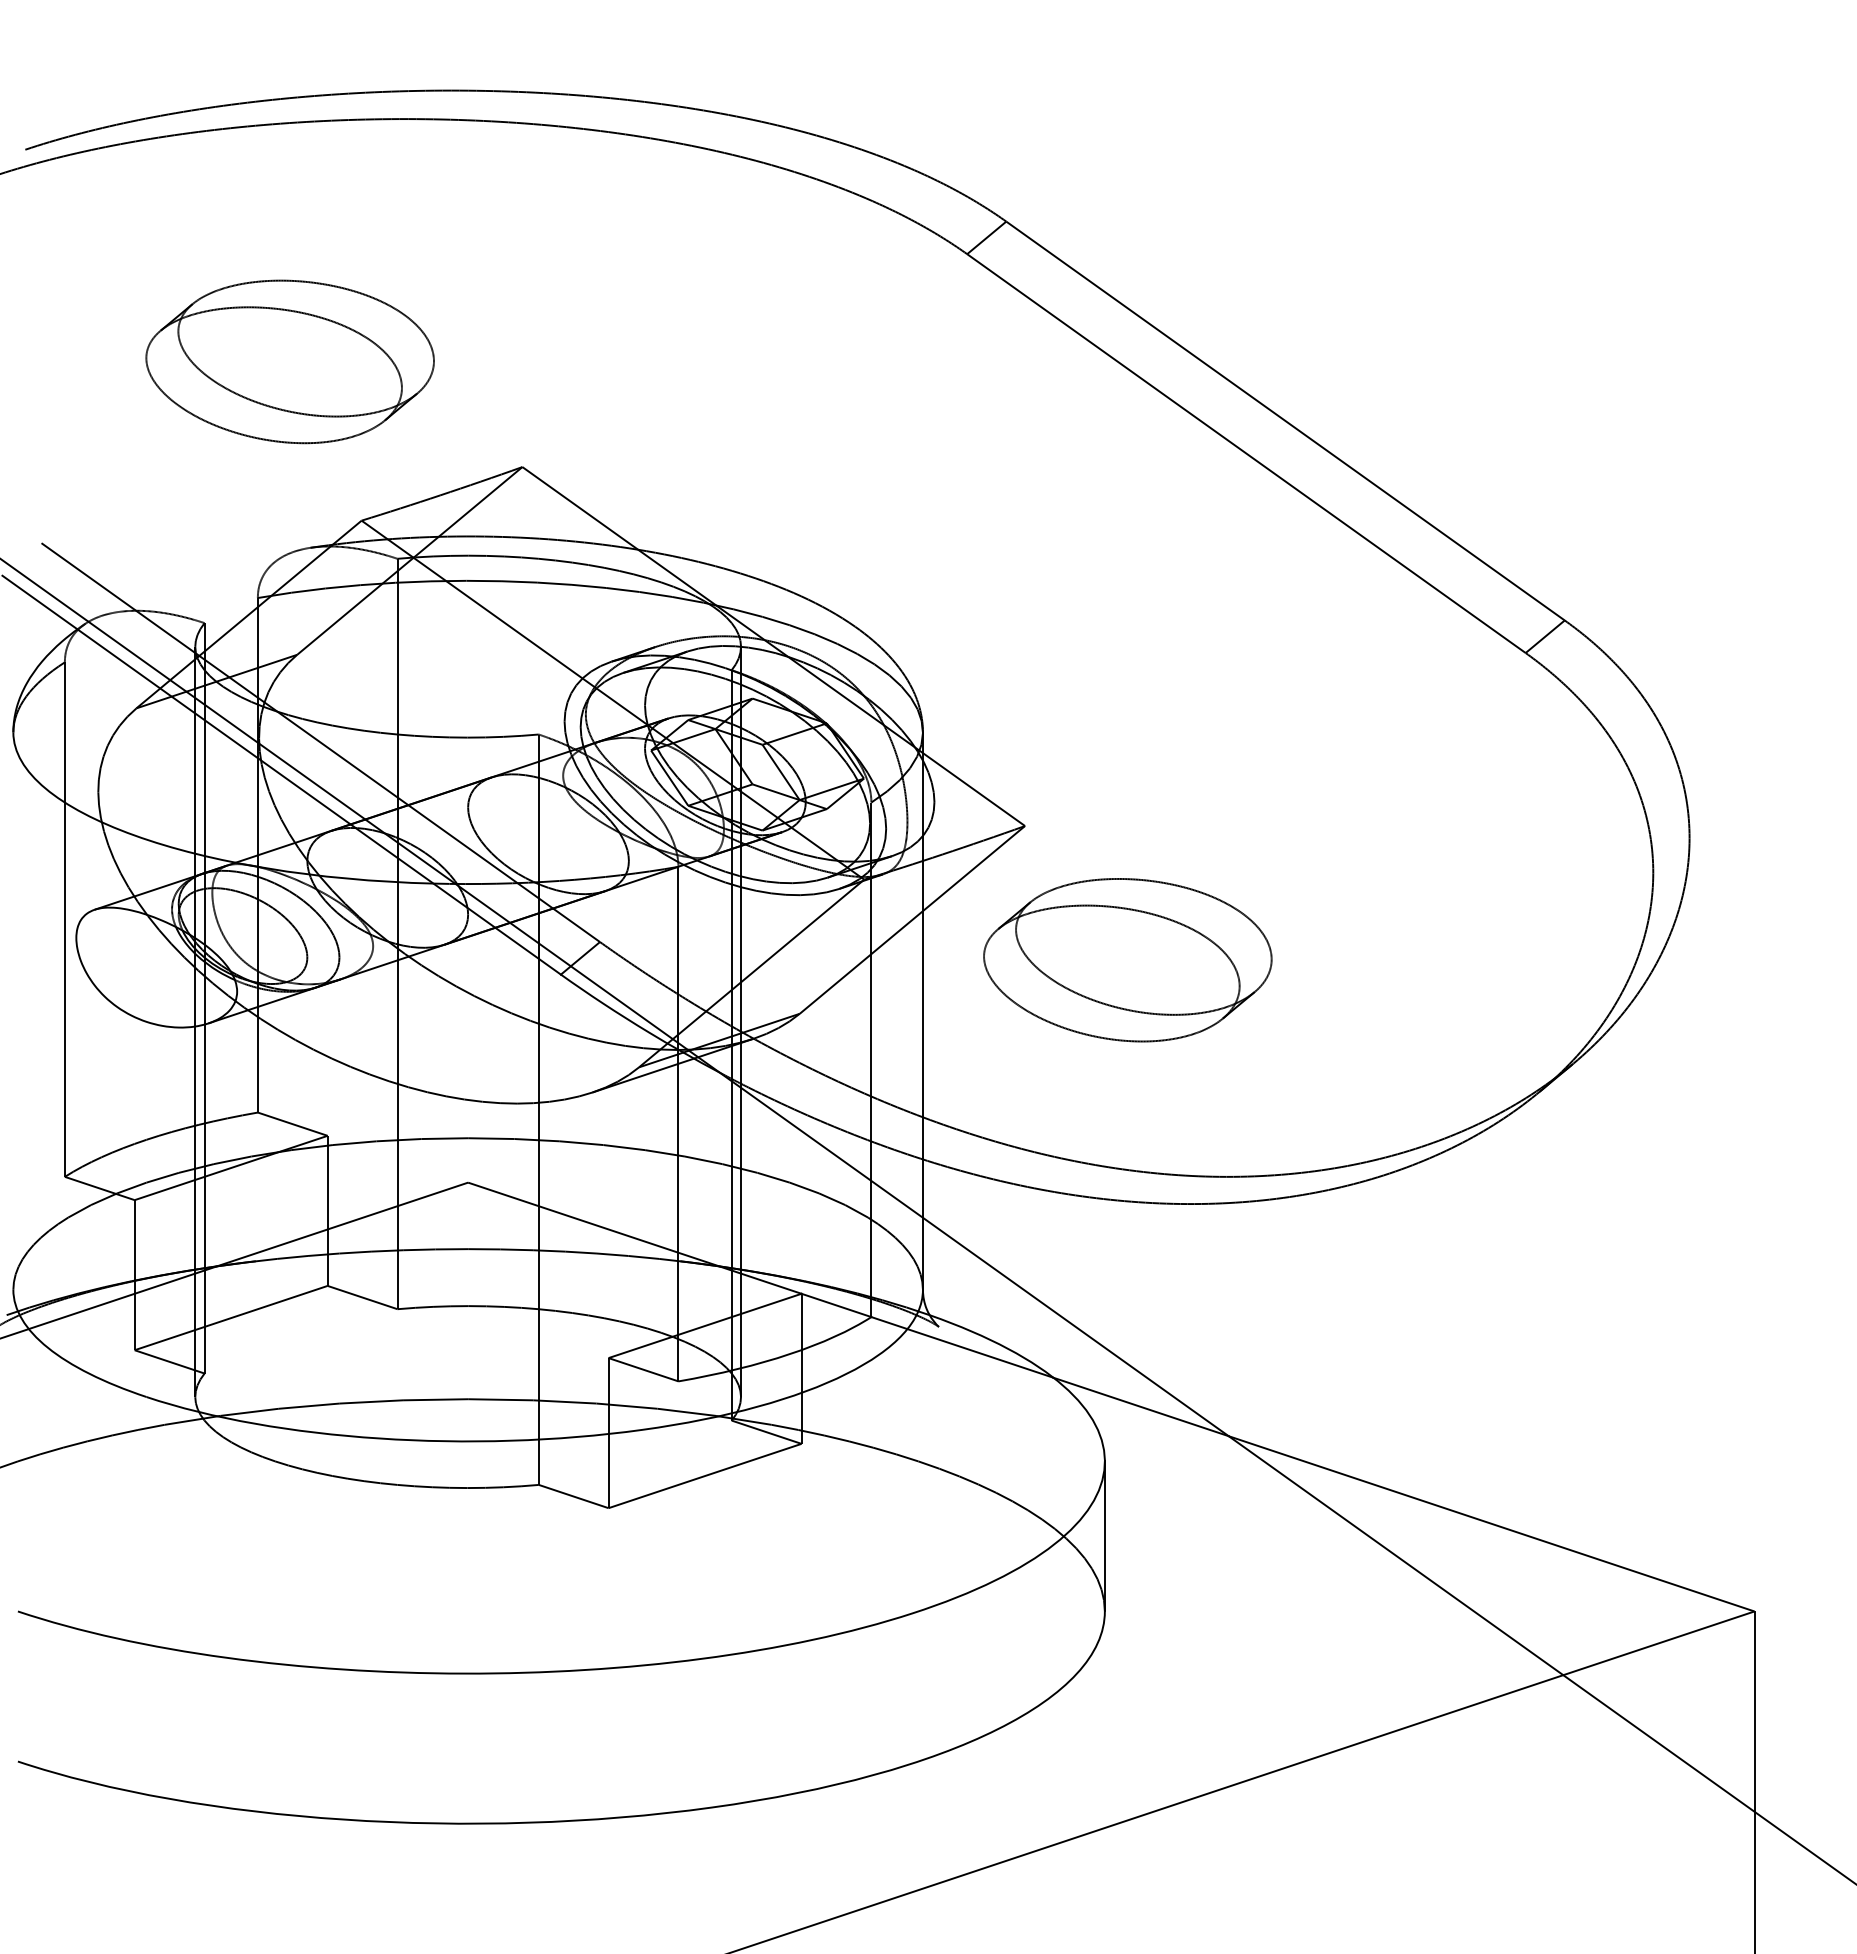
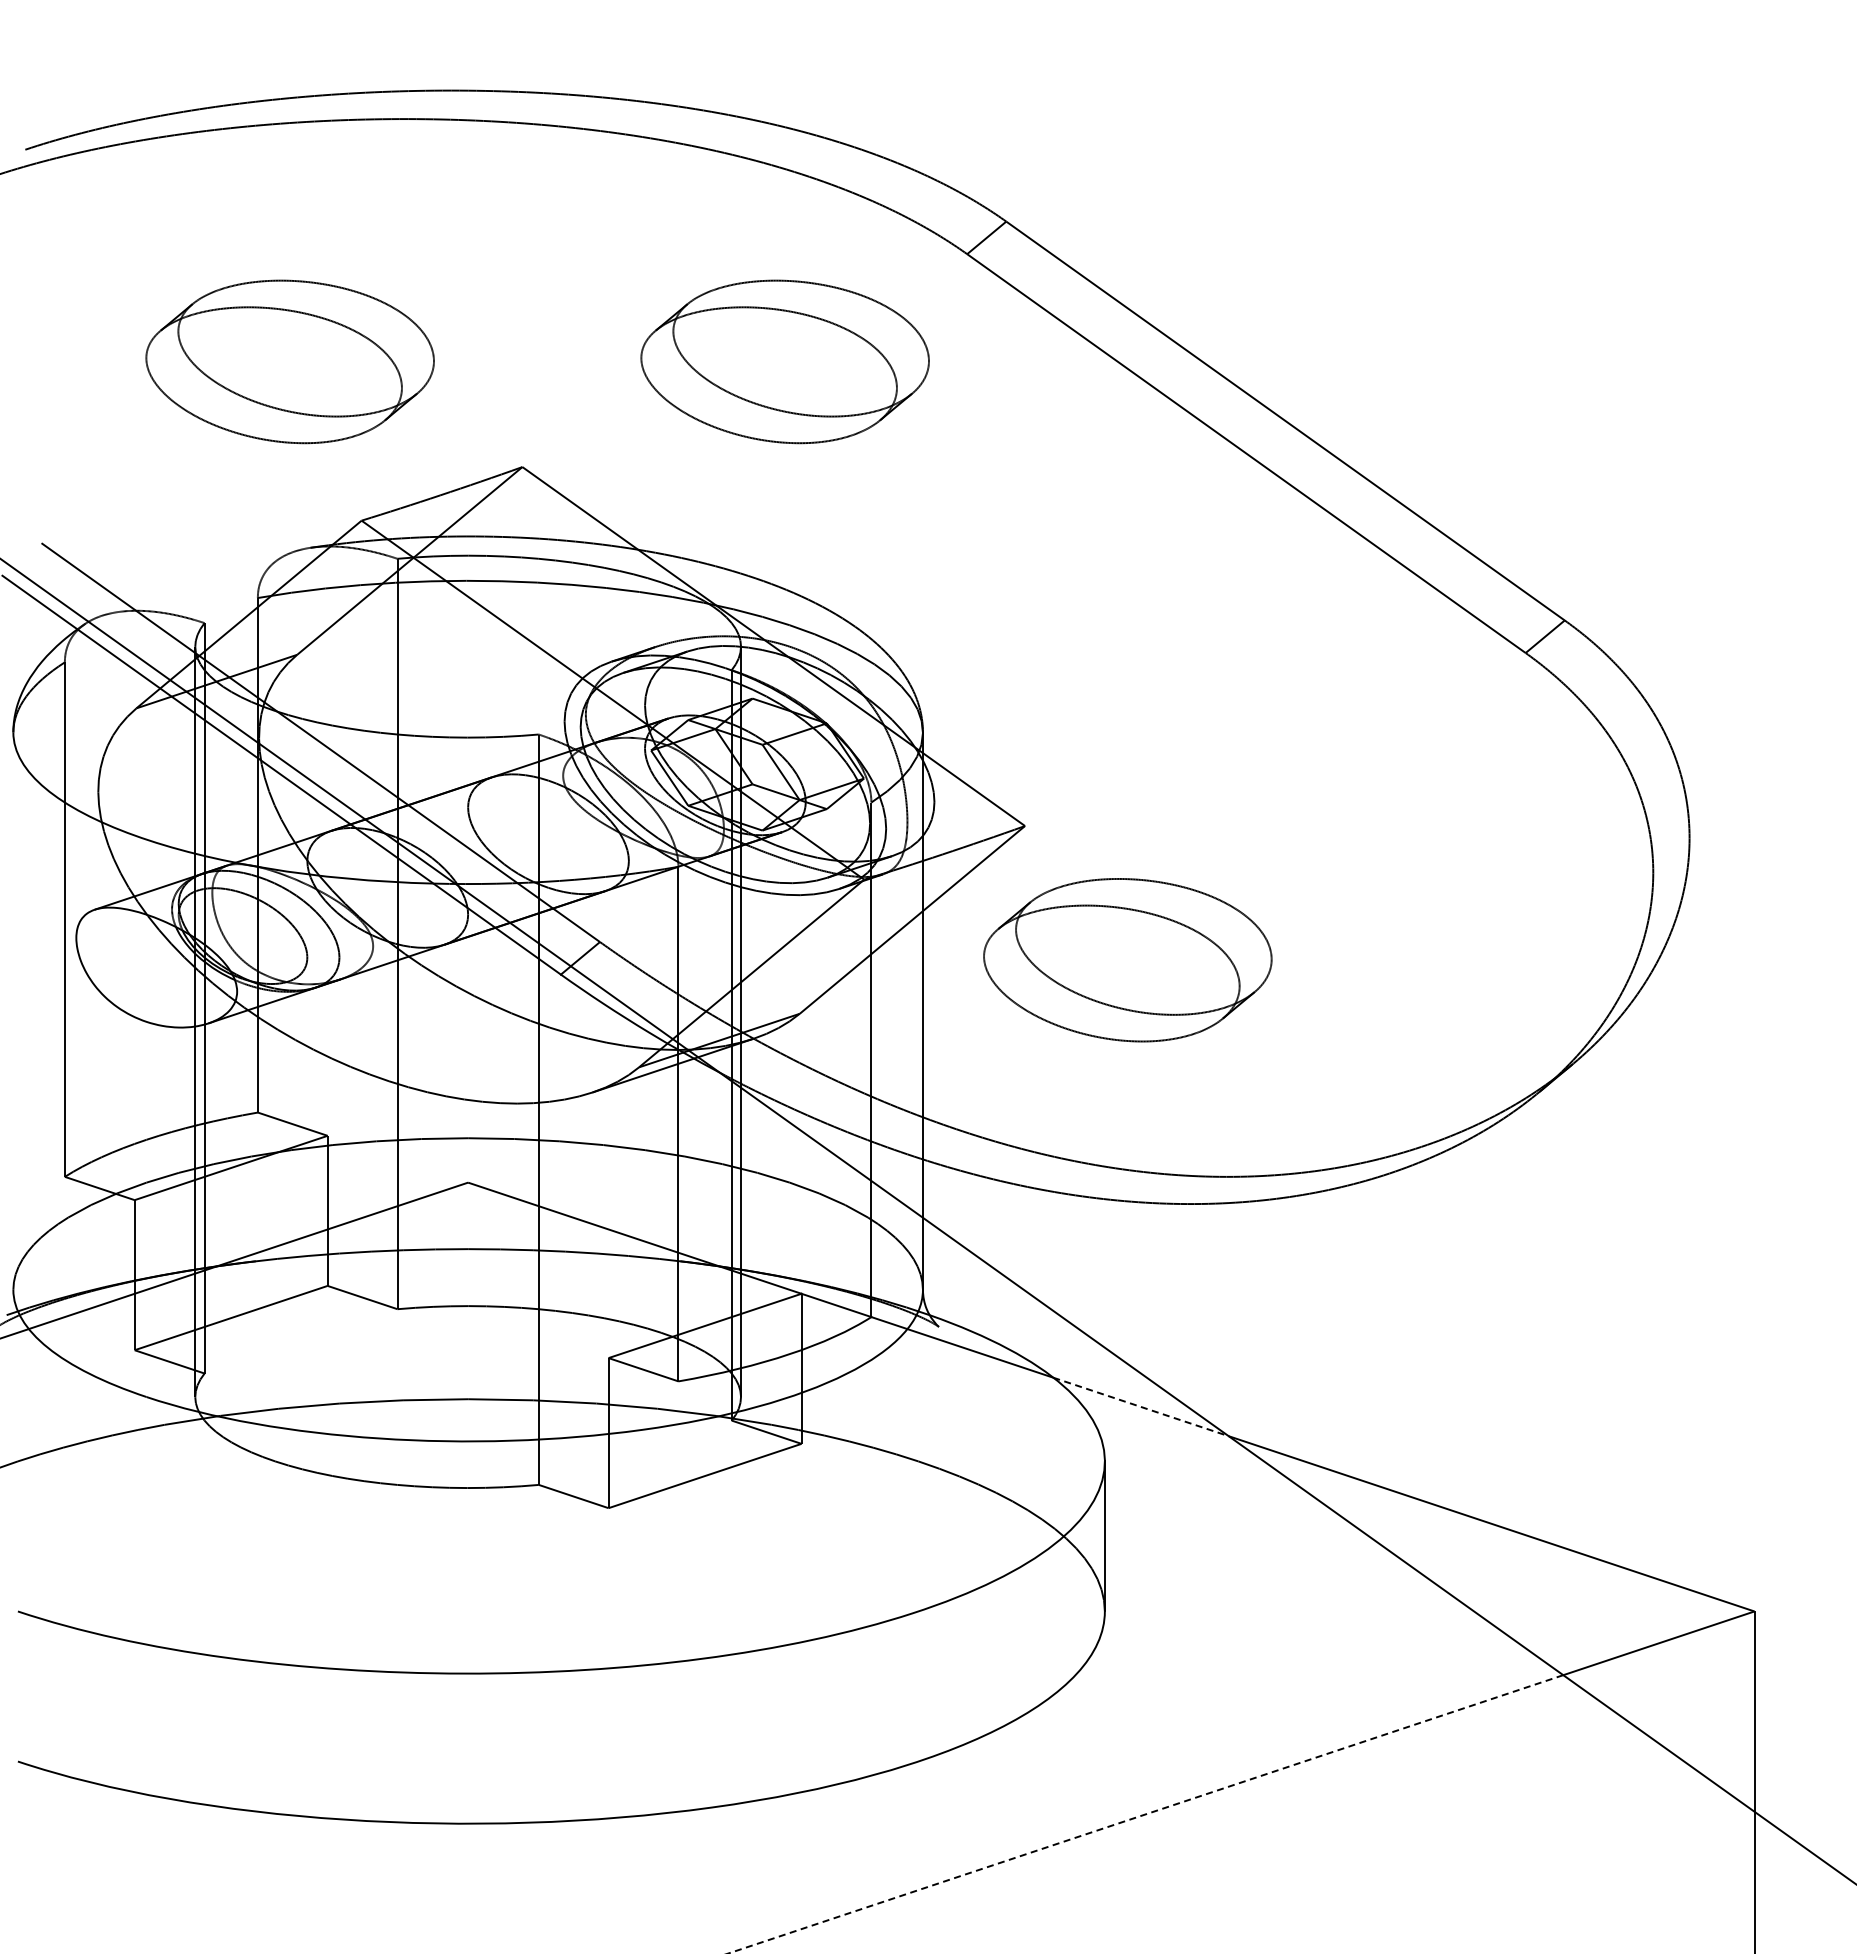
part: none -> present (784, 361)
line: solid -> dashed (1141, 1407)
line: solid -> dashed (1145, 1814)
